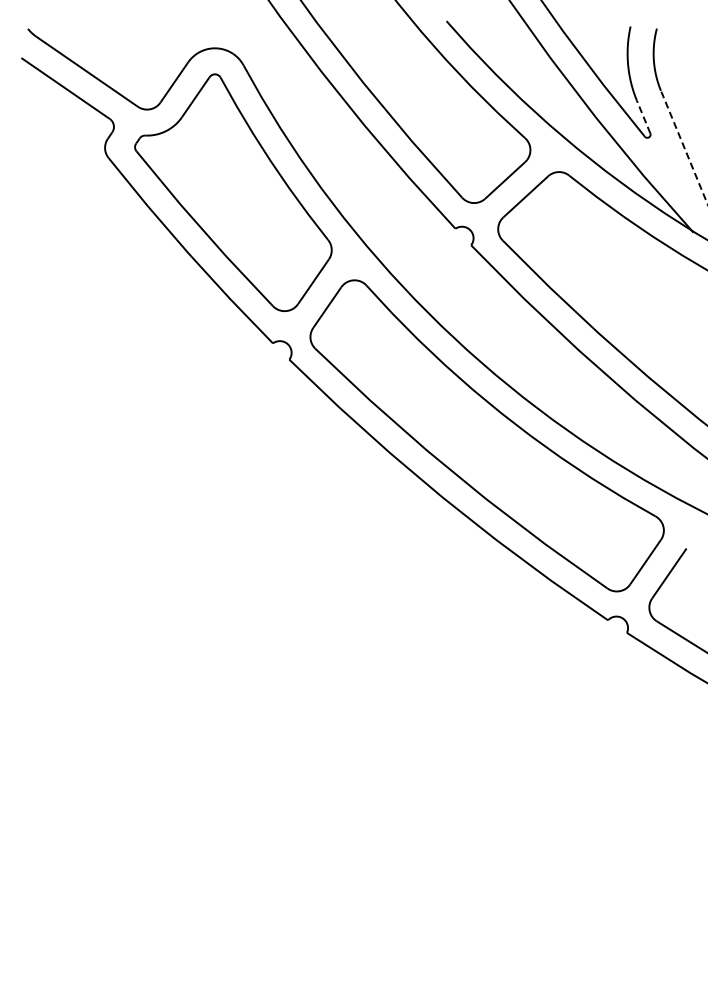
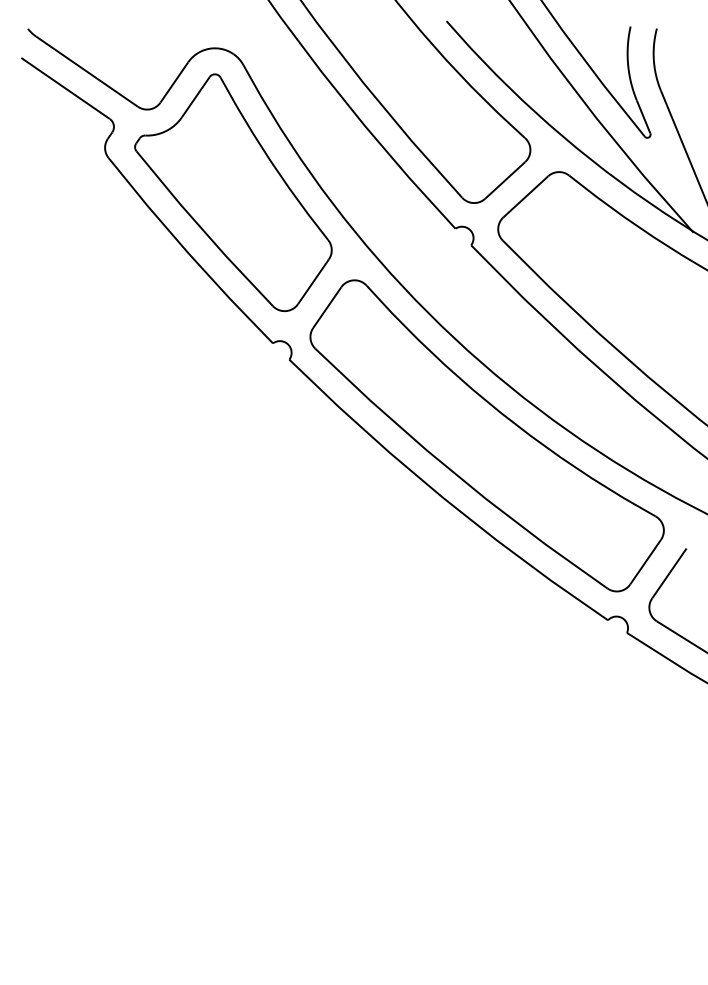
line: dashed -> solid (643, 117)
line: dashed -> solid (684, 147)
